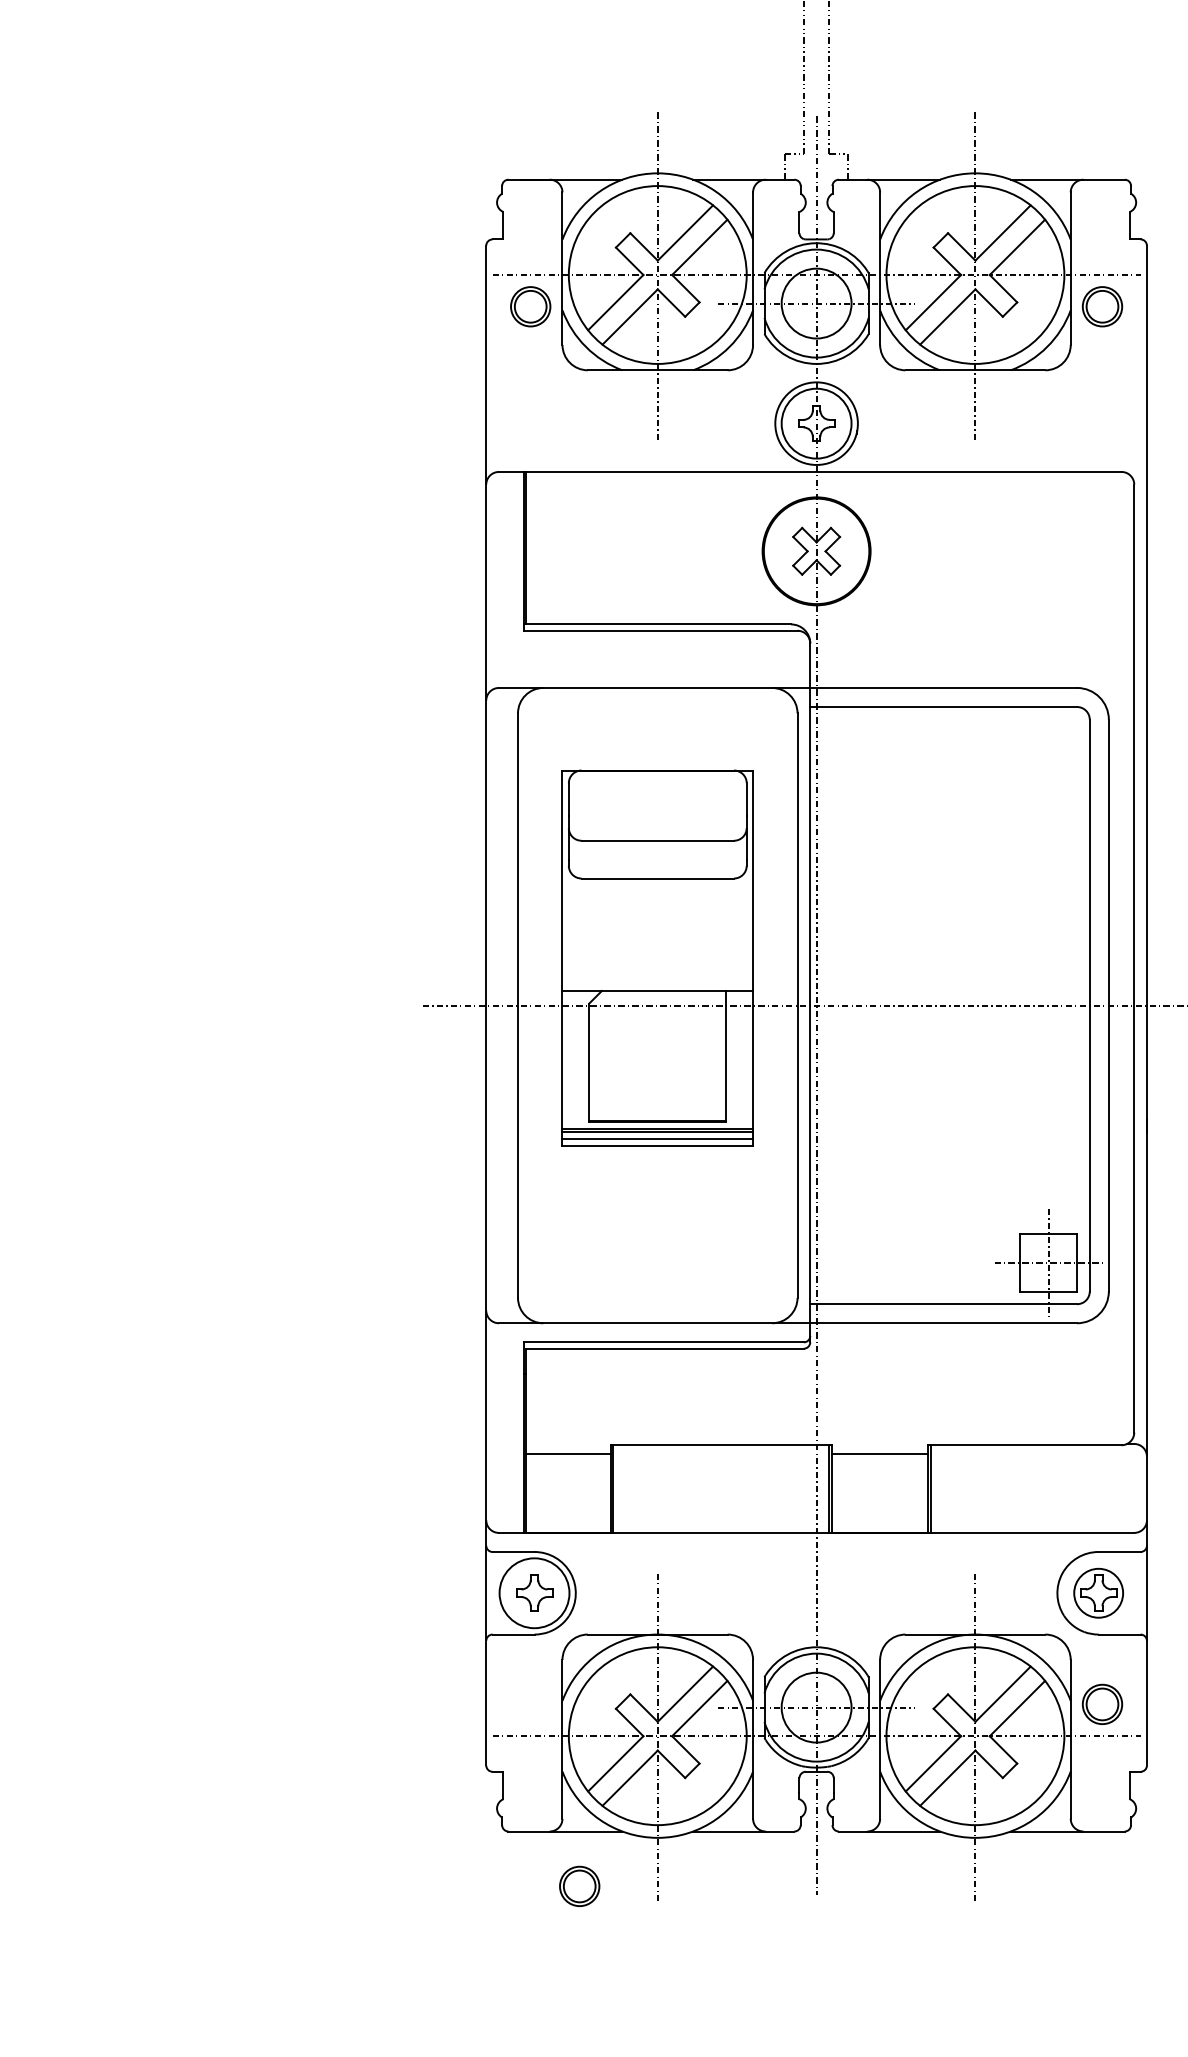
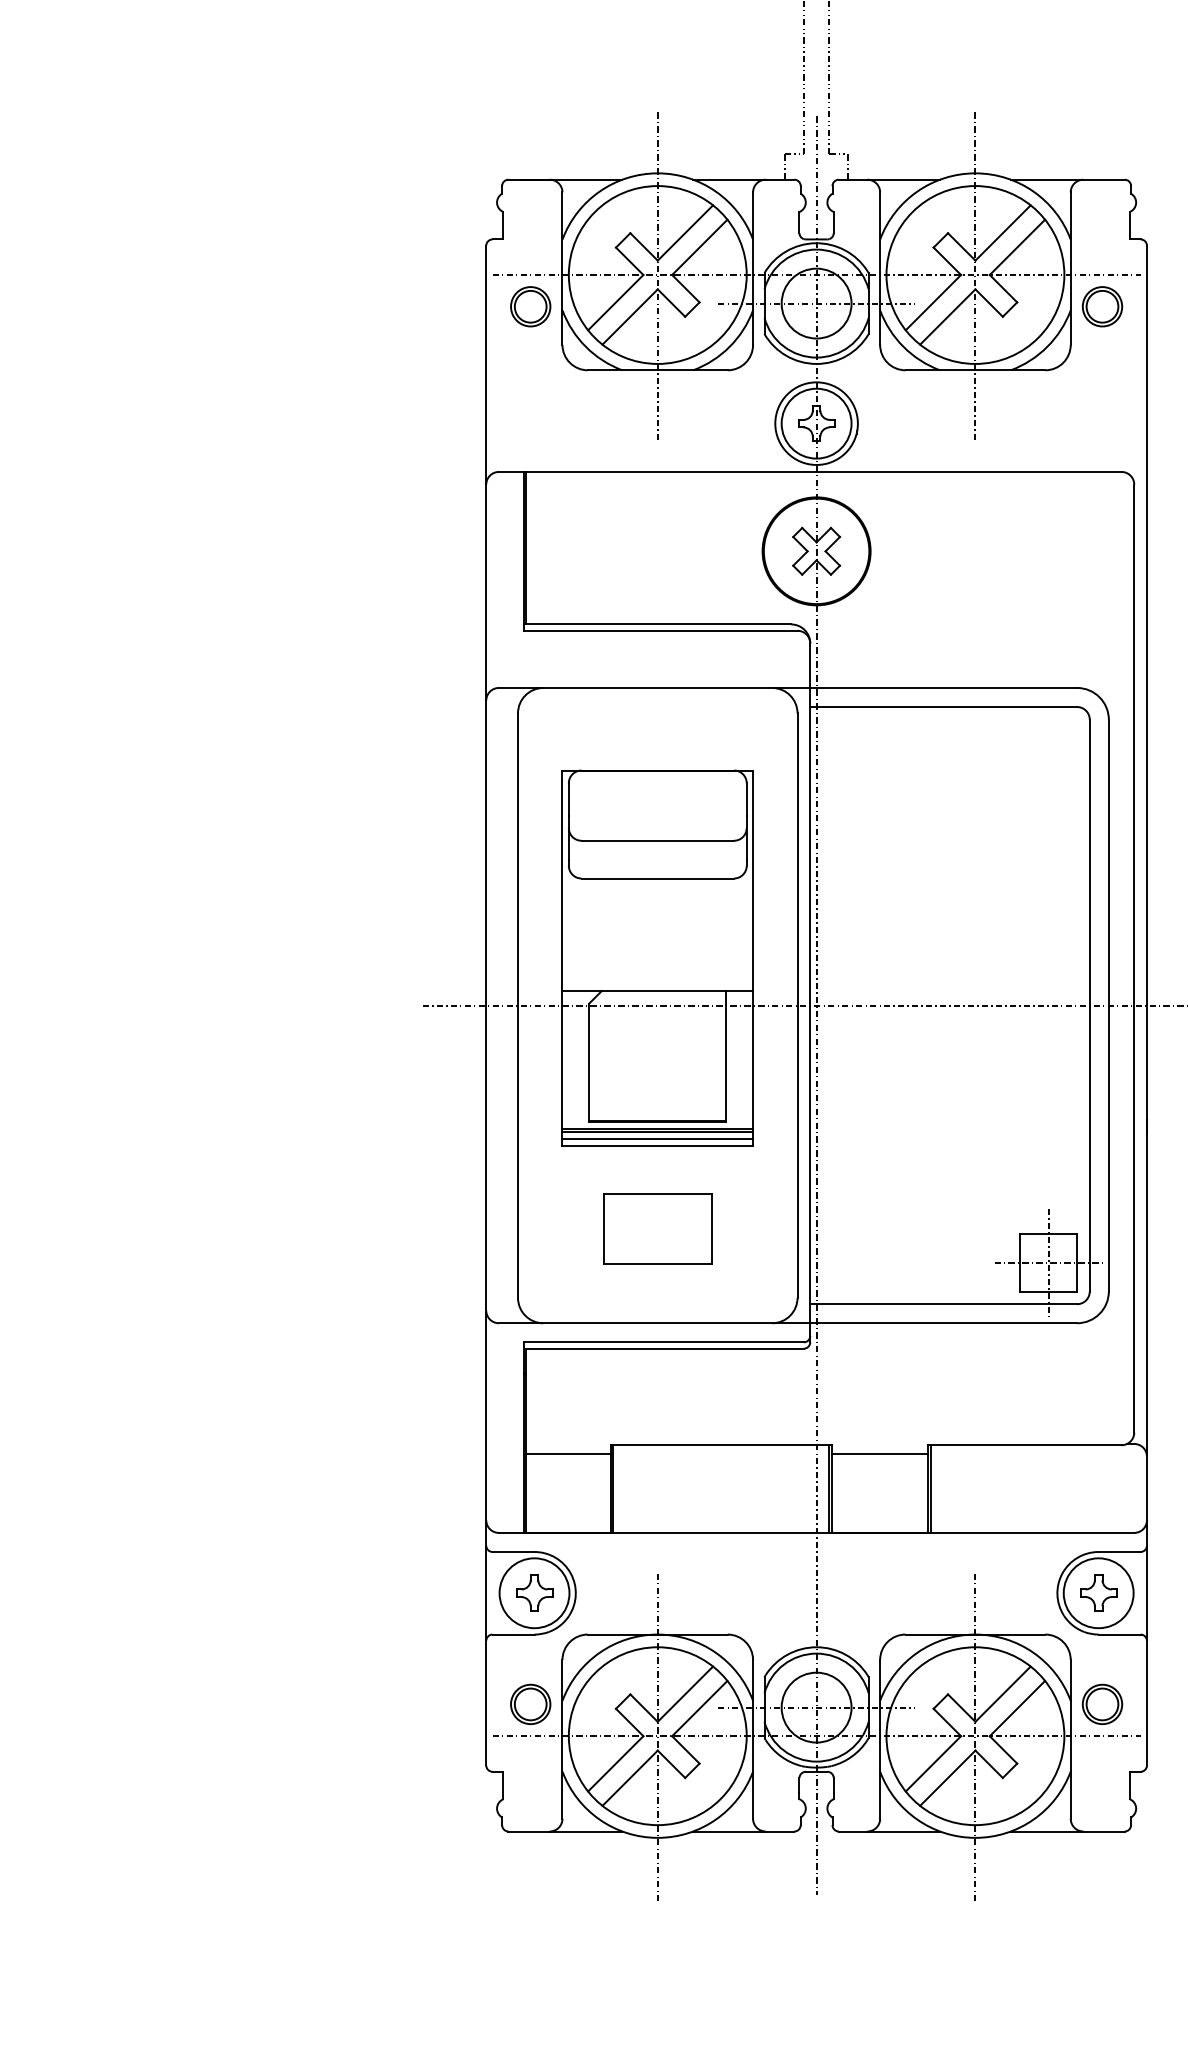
part: none -> present (657, 1228)
circle diameter: 49 px -> 70 px (1098, 1593)
part position: (579, 1885) -> (530, 1703) (530, 1703)
